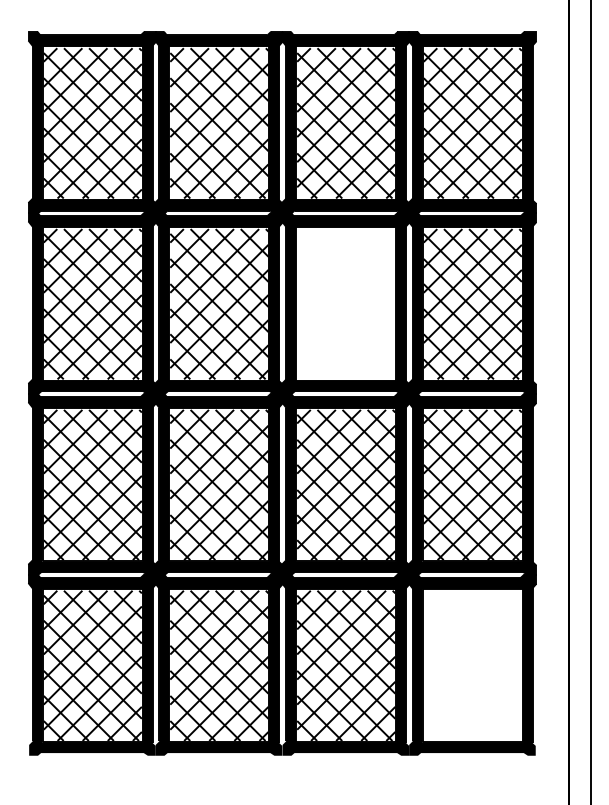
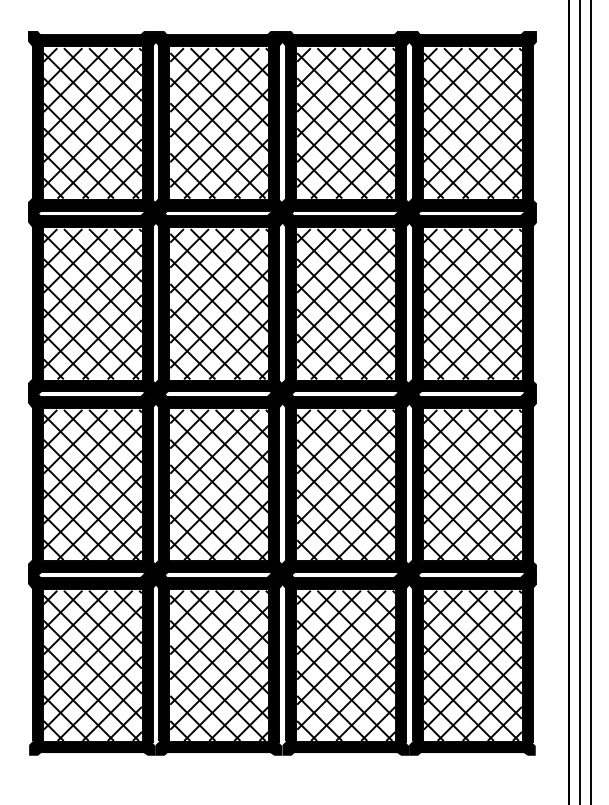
hatch: none -> present (346, 304)
line: none -> present (580, 401)
hatch: none -> present (472, 665)
